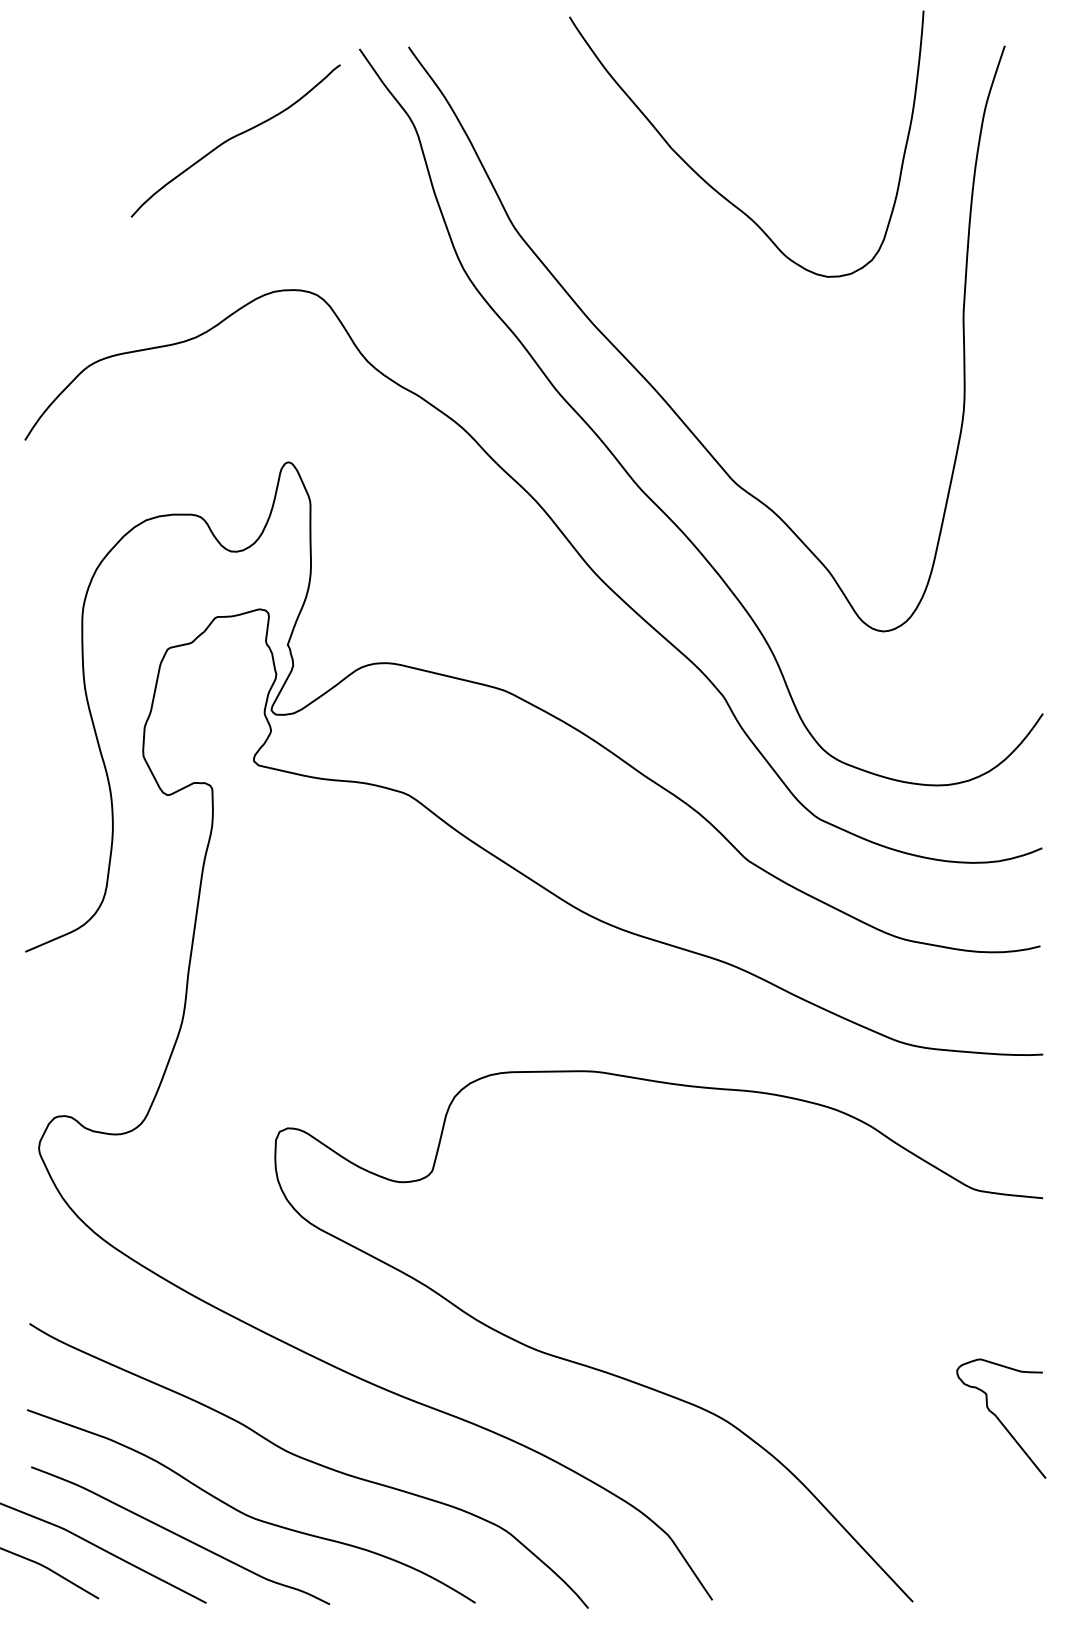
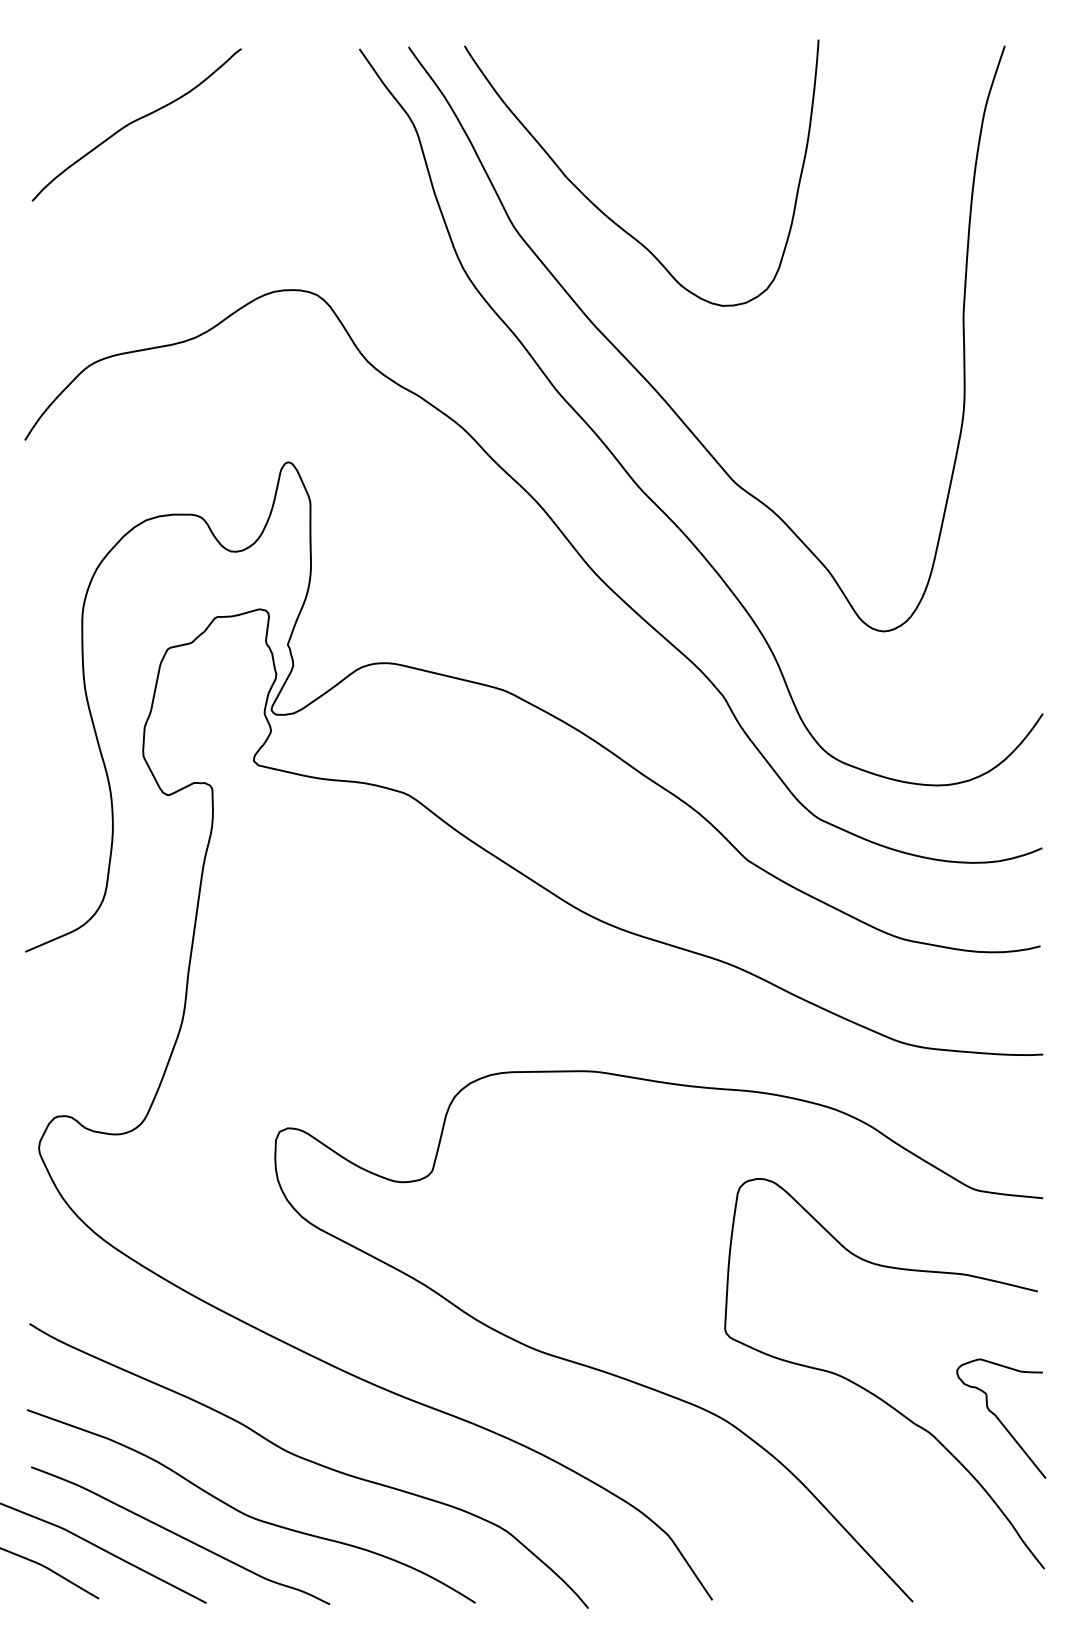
curve position: (233, 138) -> (134, 122) (134, 122)
curve position: (710, 184) -> (605, 213) (605, 213)
curve: none -> present (872, 1392)
